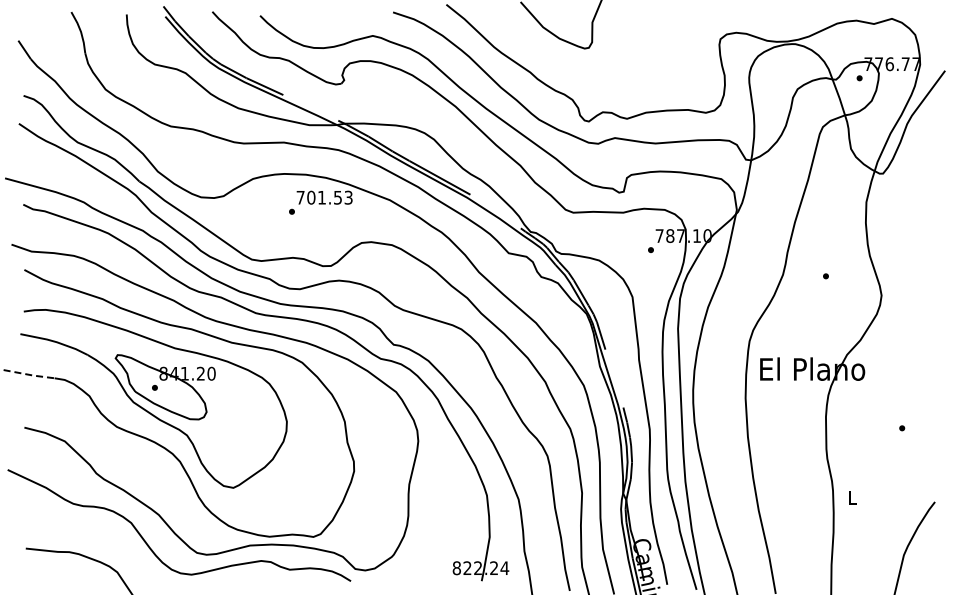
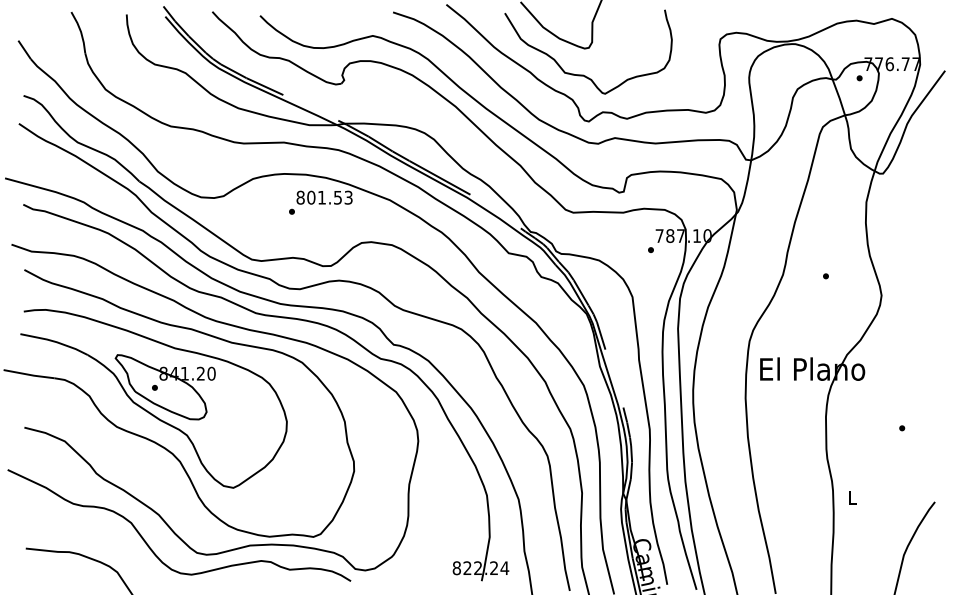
curve: none -> present (583, 74)
text: 701.53 -> 801.53 (300, 197)
line: dashed -> solid (30, 374)
